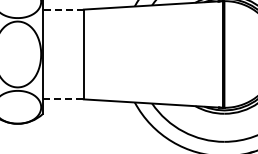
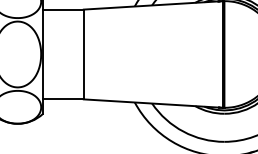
line: dashed -> solid (62, 9)
line: dashed -> solid (63, 99)
